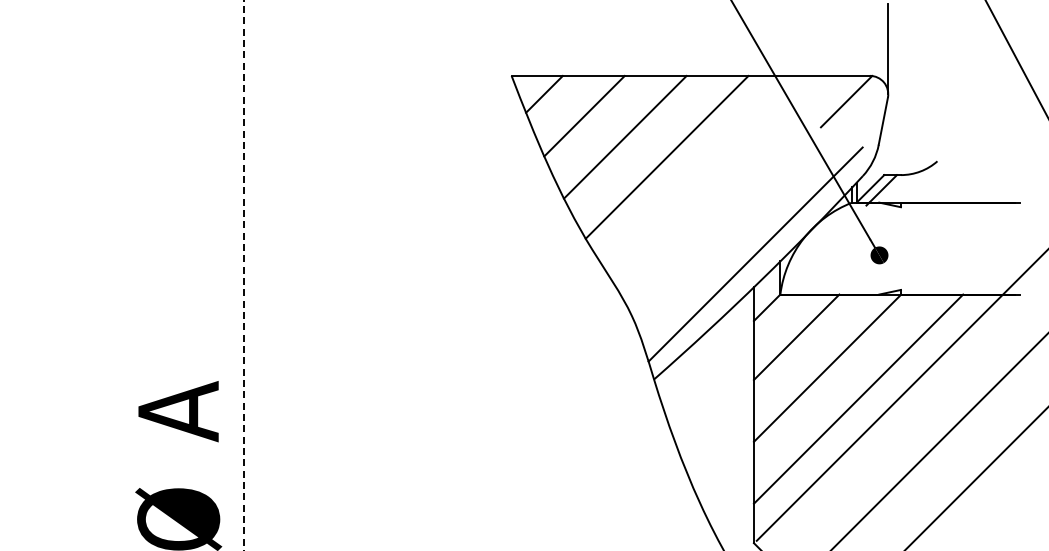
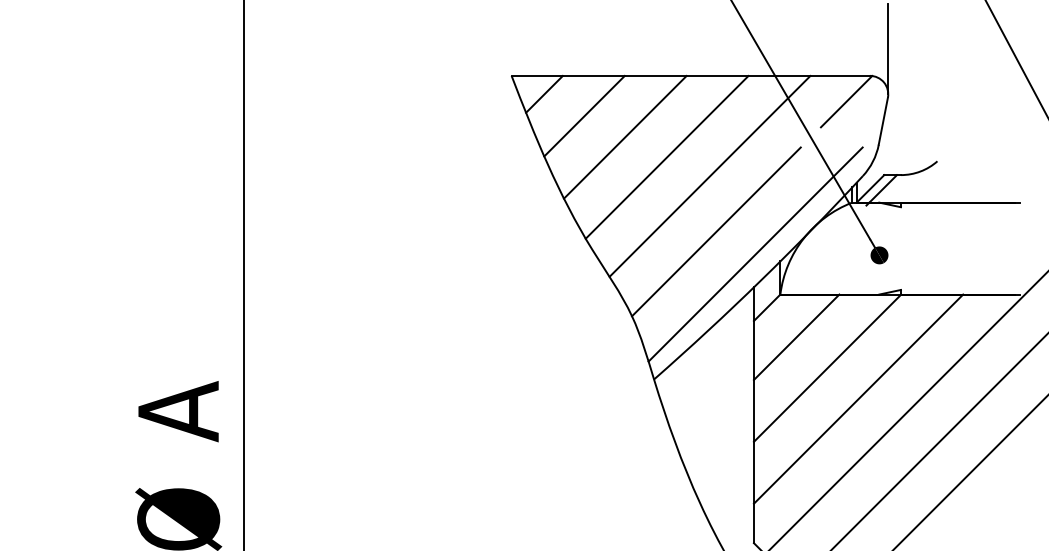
line: none -> present (709, 175)
line: none -> present (716, 231)
line: dashed -> solid (243, 275)
line position: (900, 396) -> (908, 410) (908, 410)
line position: (976, 478) -> (970, 472) (970, 472)
